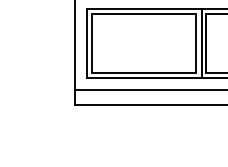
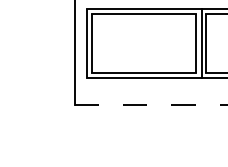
line: present -> none (149, 89)
line: solid -> dashed (152, 105)
